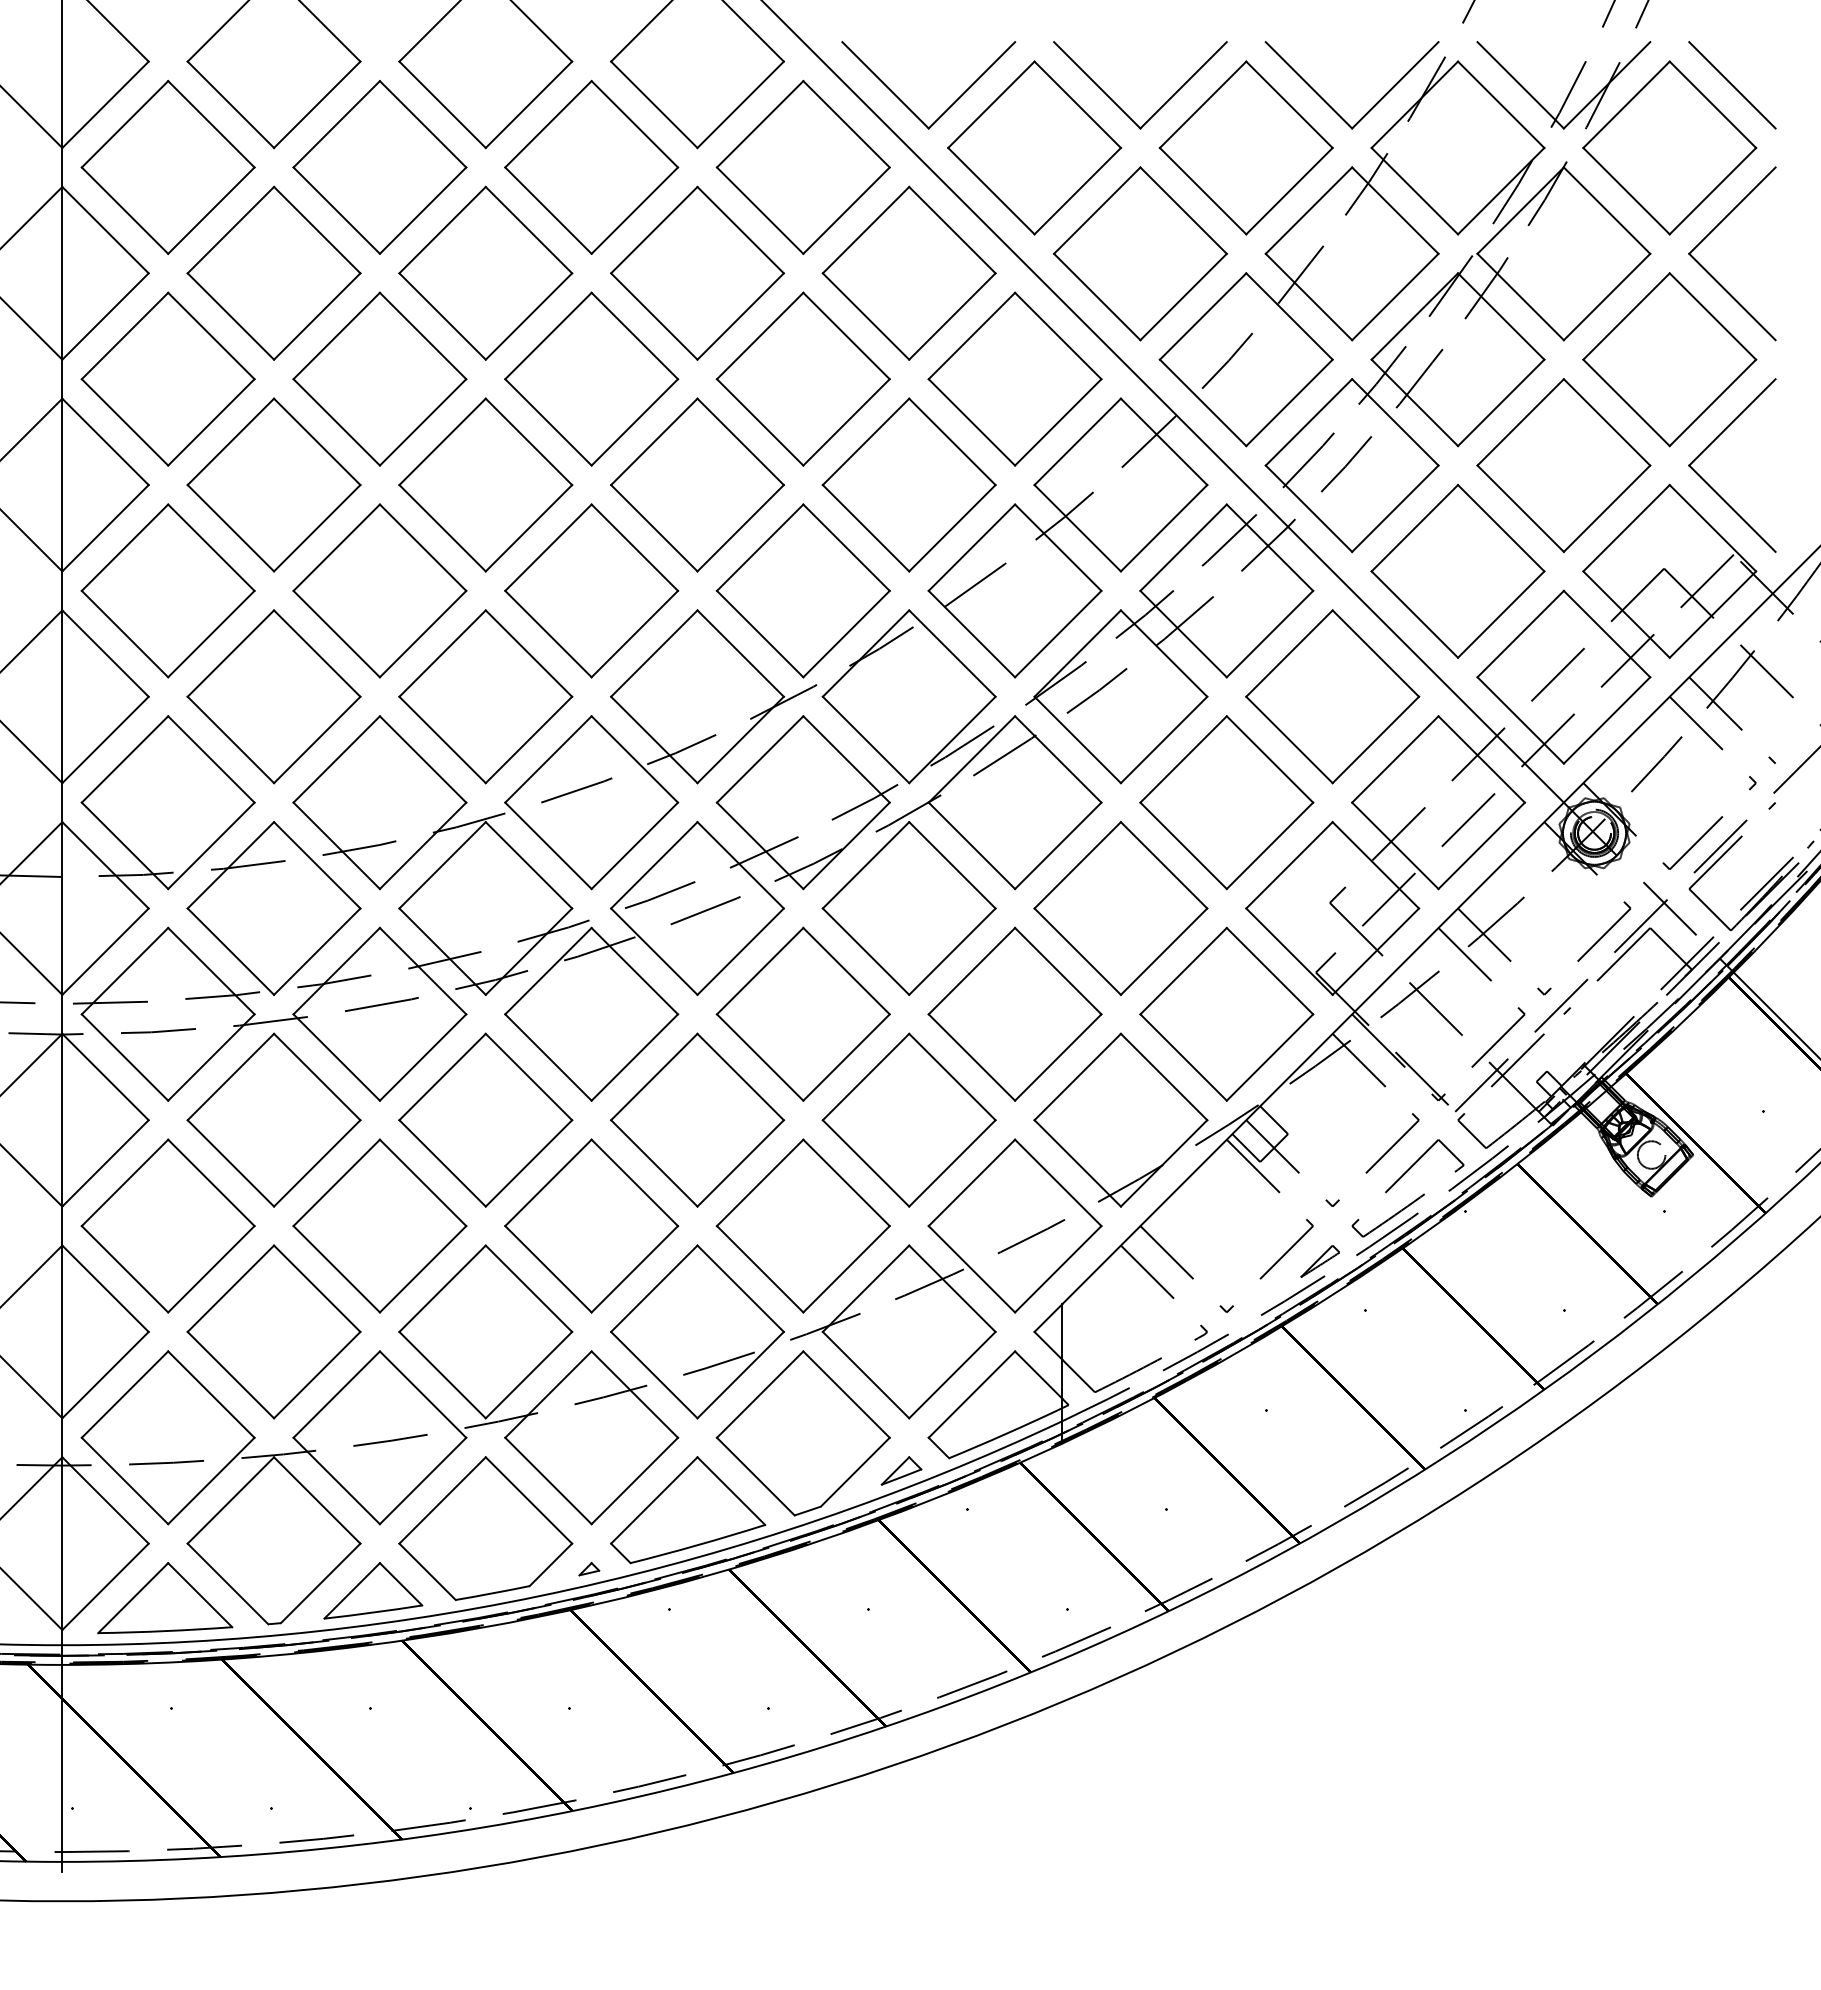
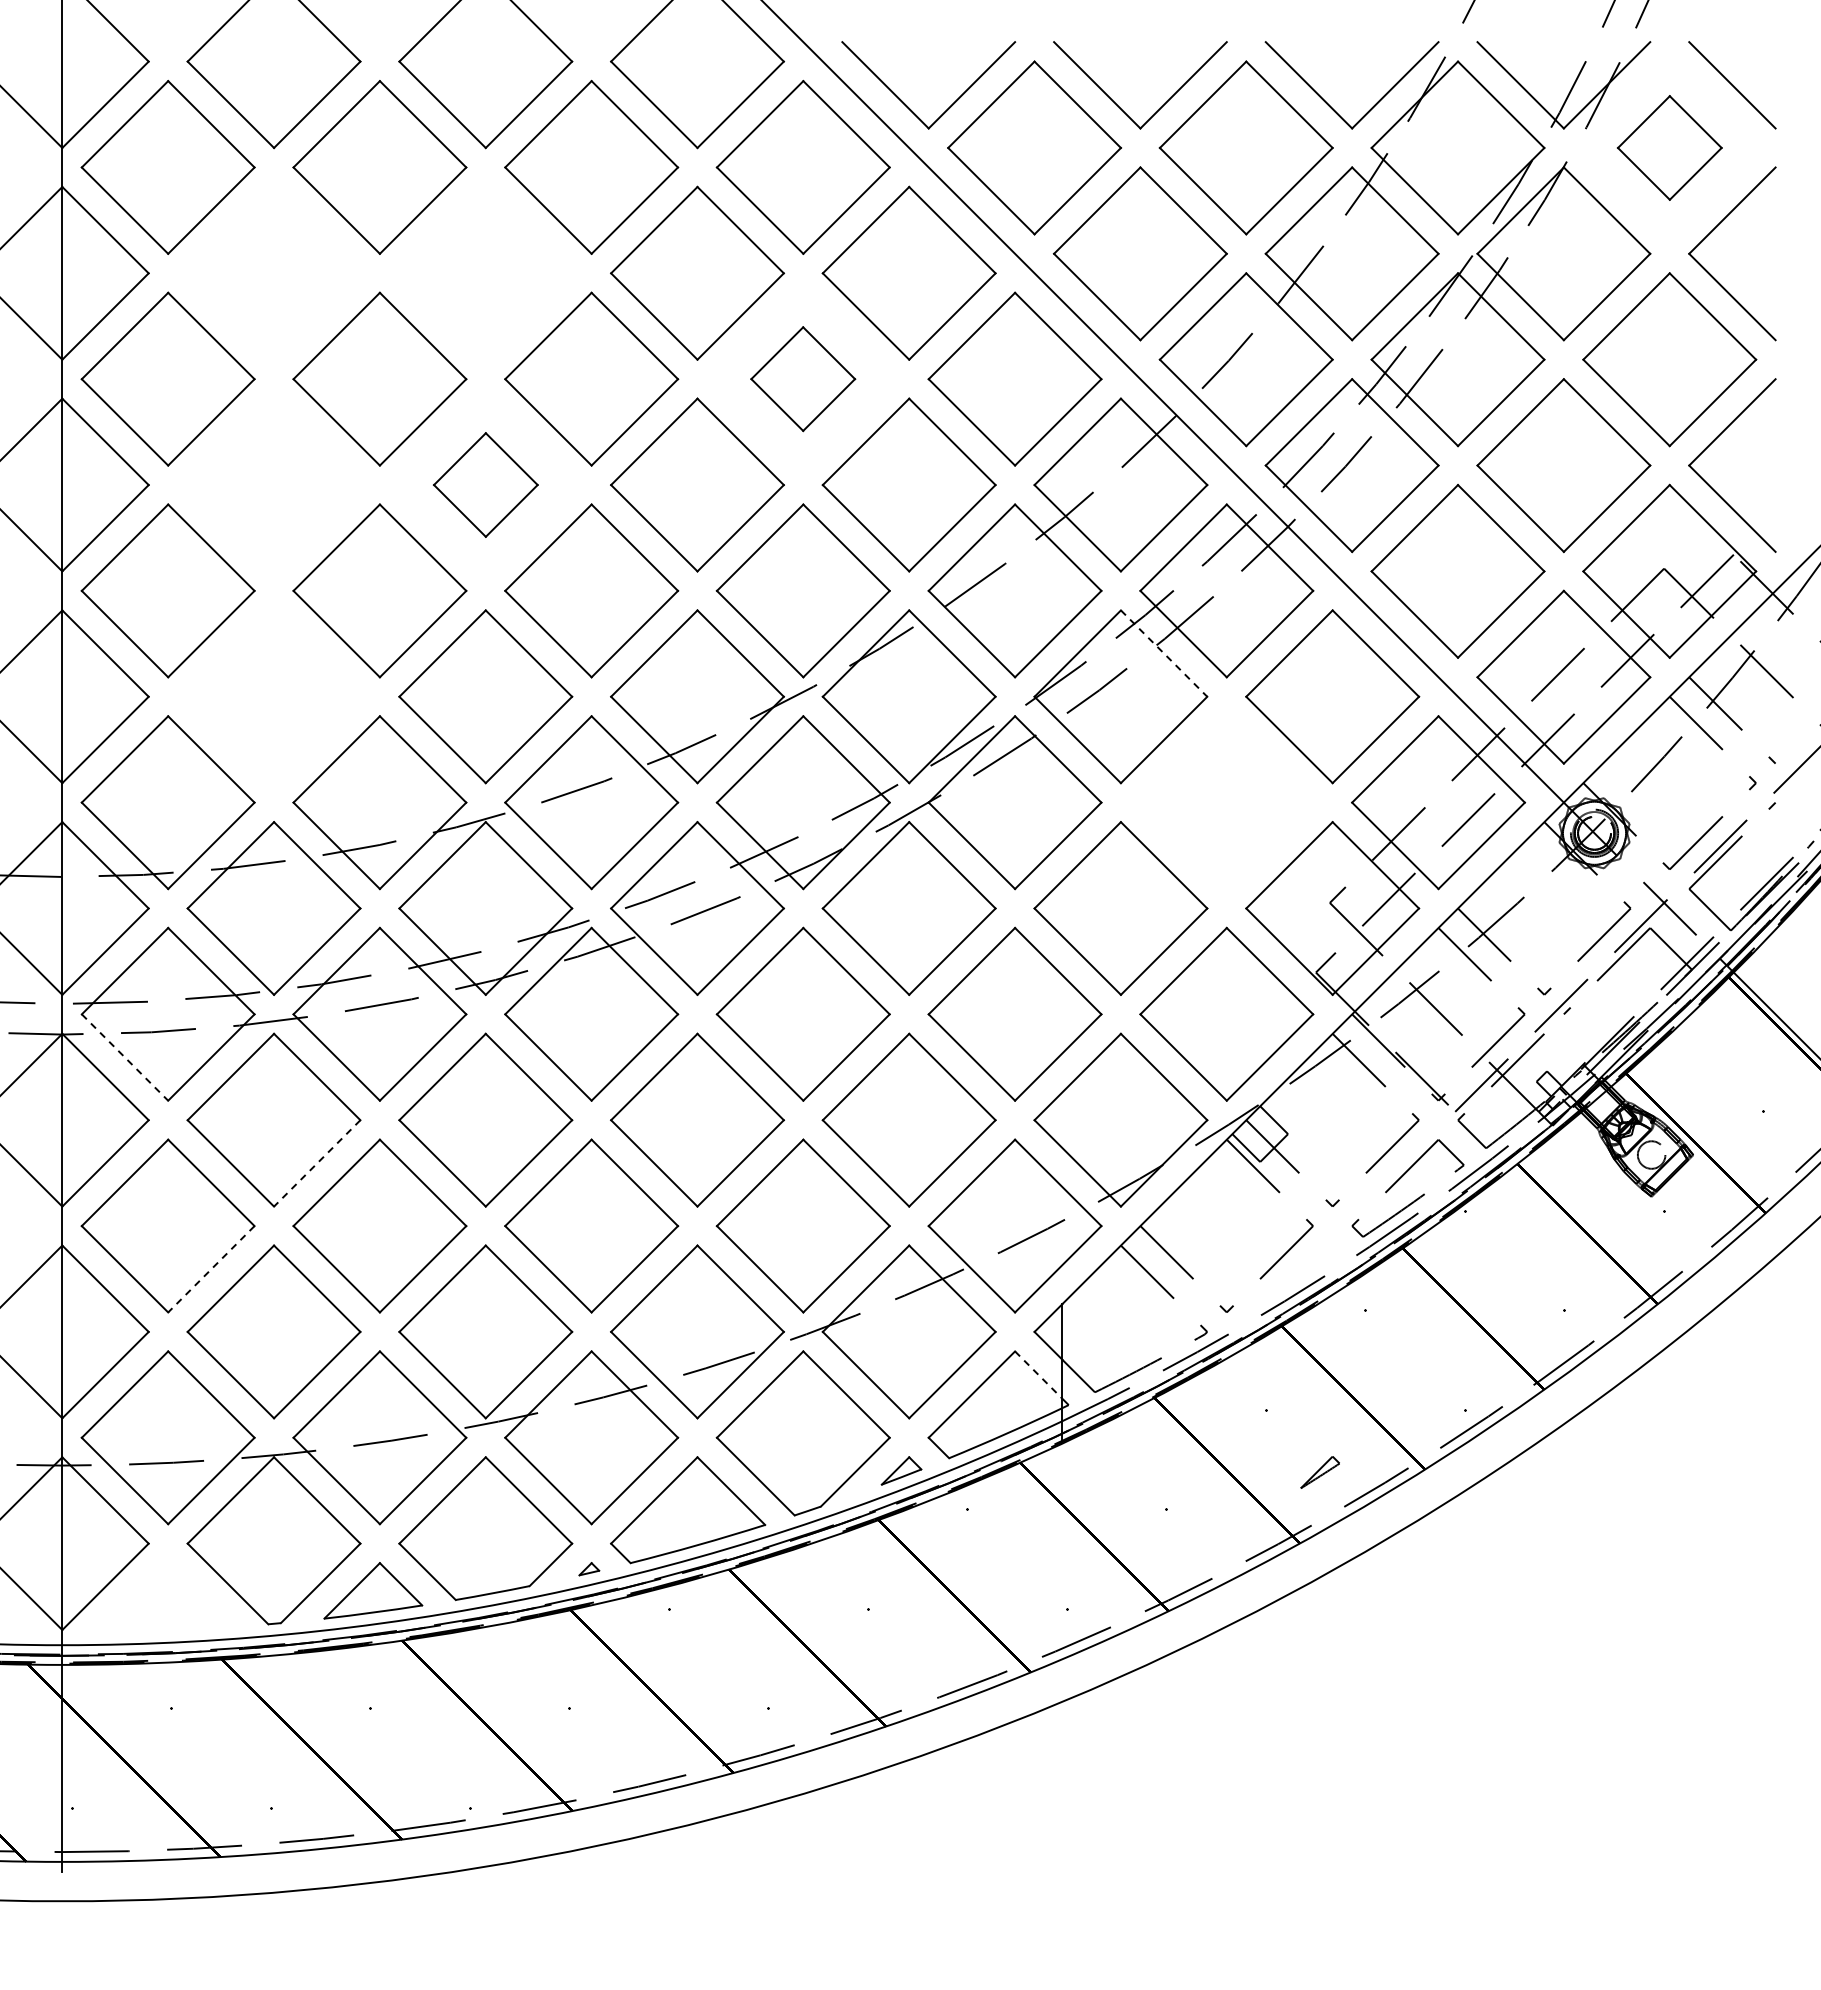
part size: 176x176 px -> 106x106 px (1669, 147)
part: present -> none (273, 272)
part: present -> none (485, 272)
part size: 176x176 px -> 107x107 px (803, 379)
part: present -> none (273, 484)
part size: 176x176 px -> 106x106 px (485, 484)
line: solid -> dashed (1164, 653)
part: present -> none (273, 696)
part: present -> none (1226, 802)
line: solid -> dashed (125, 1057)
line: solid -> dashed (316, 1163)
part position: (1319, 1261) -> (1319, 1472) (1319, 1472)
line: solid -> dashed (211, 1269)
line: solid -> dashed (1039, 1375)
part: present -> none (165, 1598)
